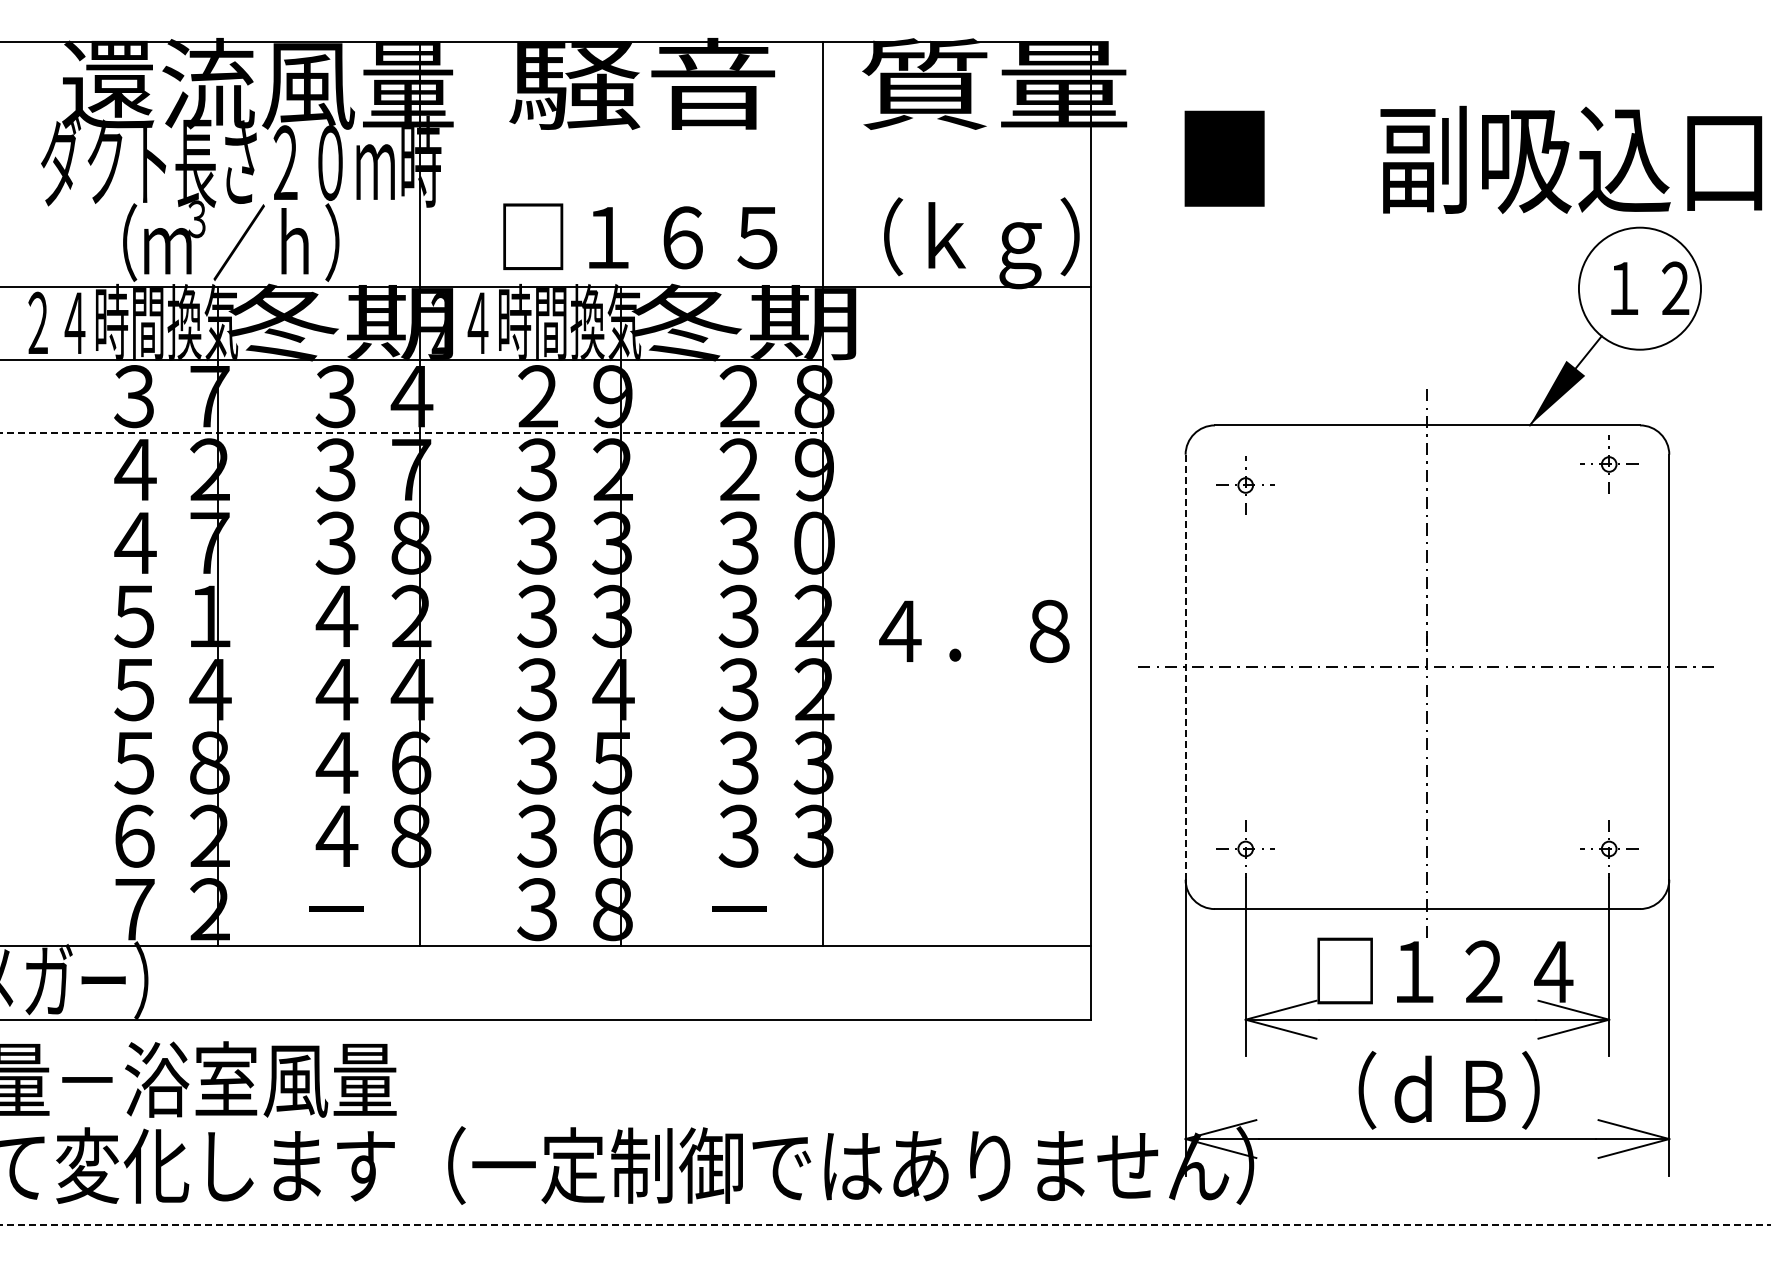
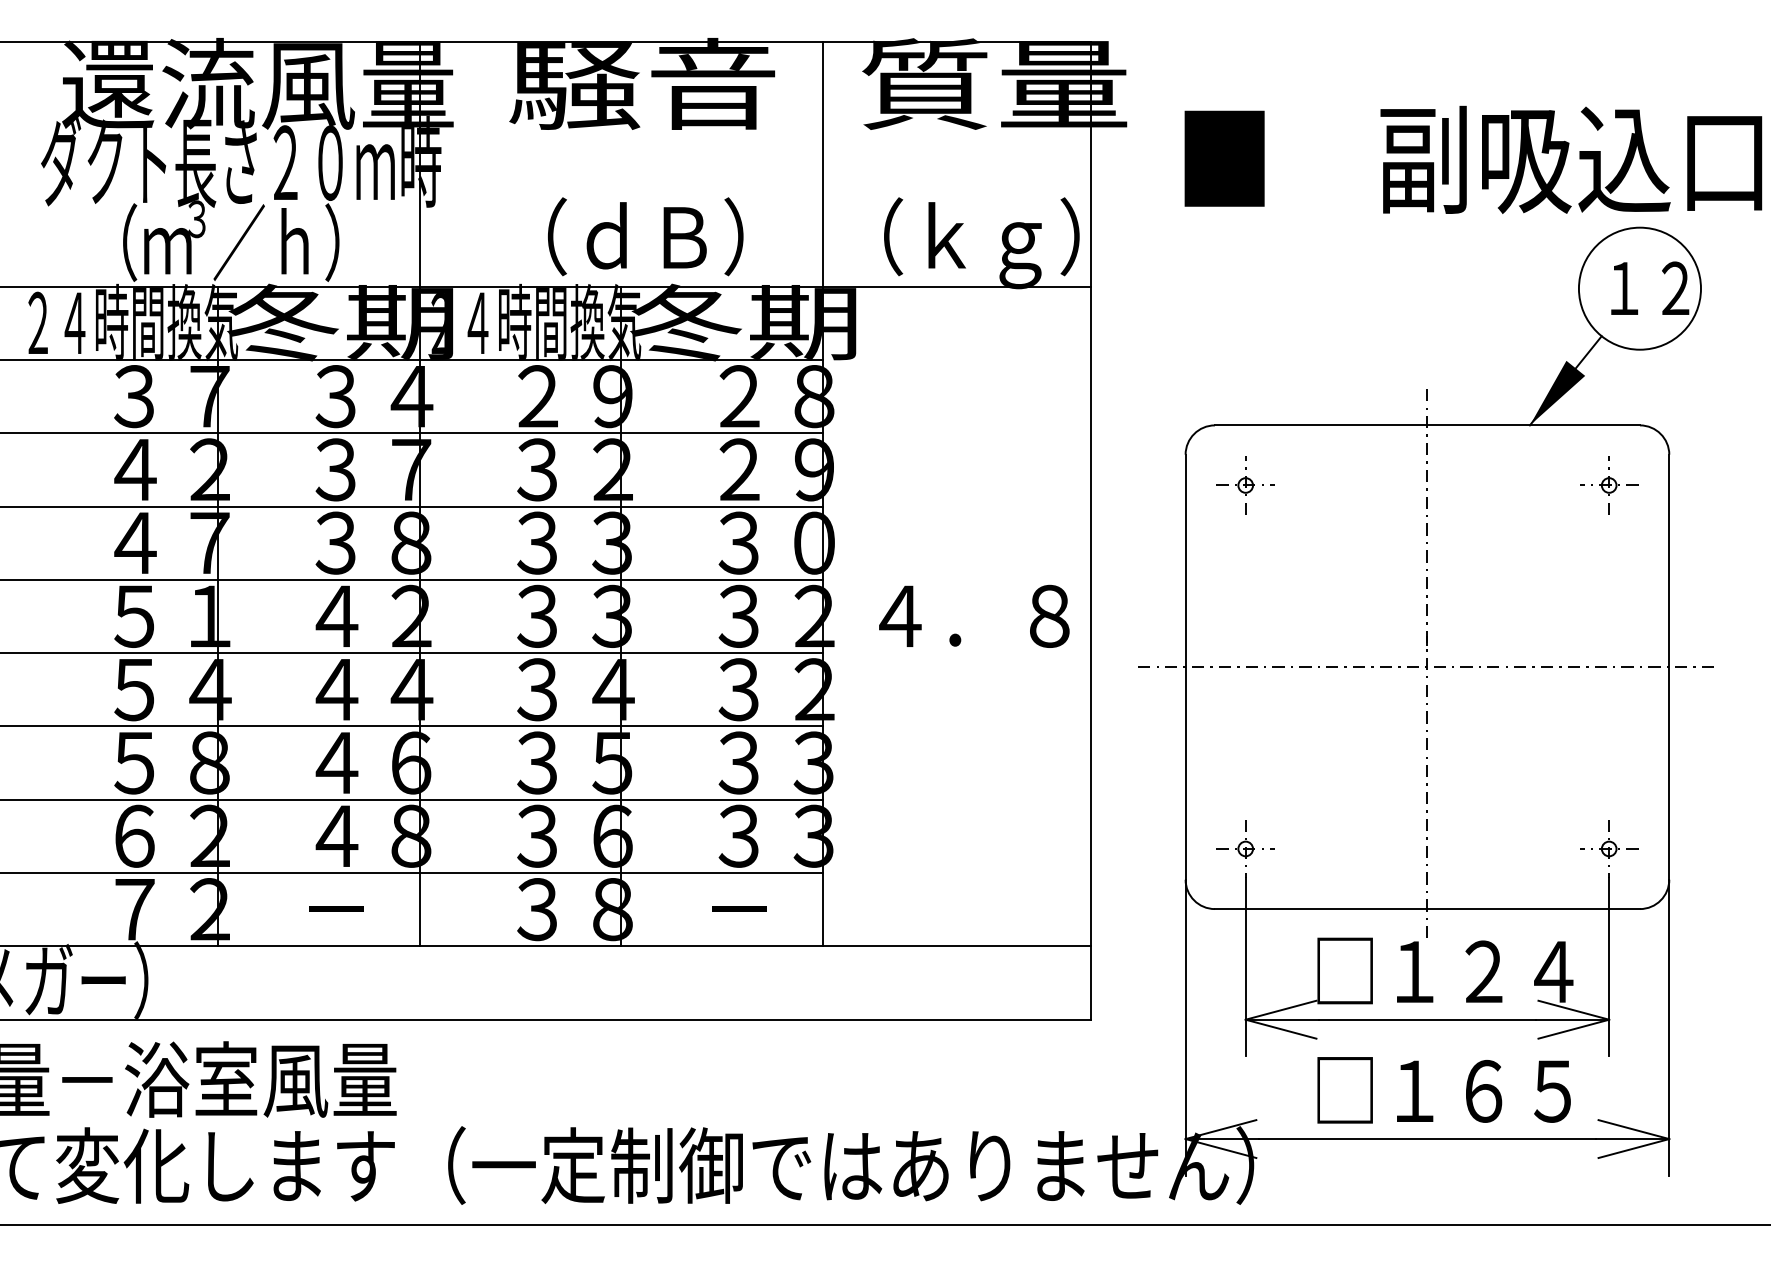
text: □１６５ -> （ｄＢ） (640, 236)
line: dashed -> solid (411, 433)
part position: (1609, 464) -> (1609, 485) (1609, 485)
line: none -> present (412, 506)
line: none -> present (412, 579)
text position: (974, 630) -> (974, 615) (974, 615)
line: none -> present (412, 653)
line: dashed -> solid (1185, 667)
line: none -> present (412, 726)
line: none -> present (412, 799)
line: none -> present (412, 873)
text: （ｄＢ） -> □１６５ (1443, 1090)
line: dashed -> solid (885, 1225)
